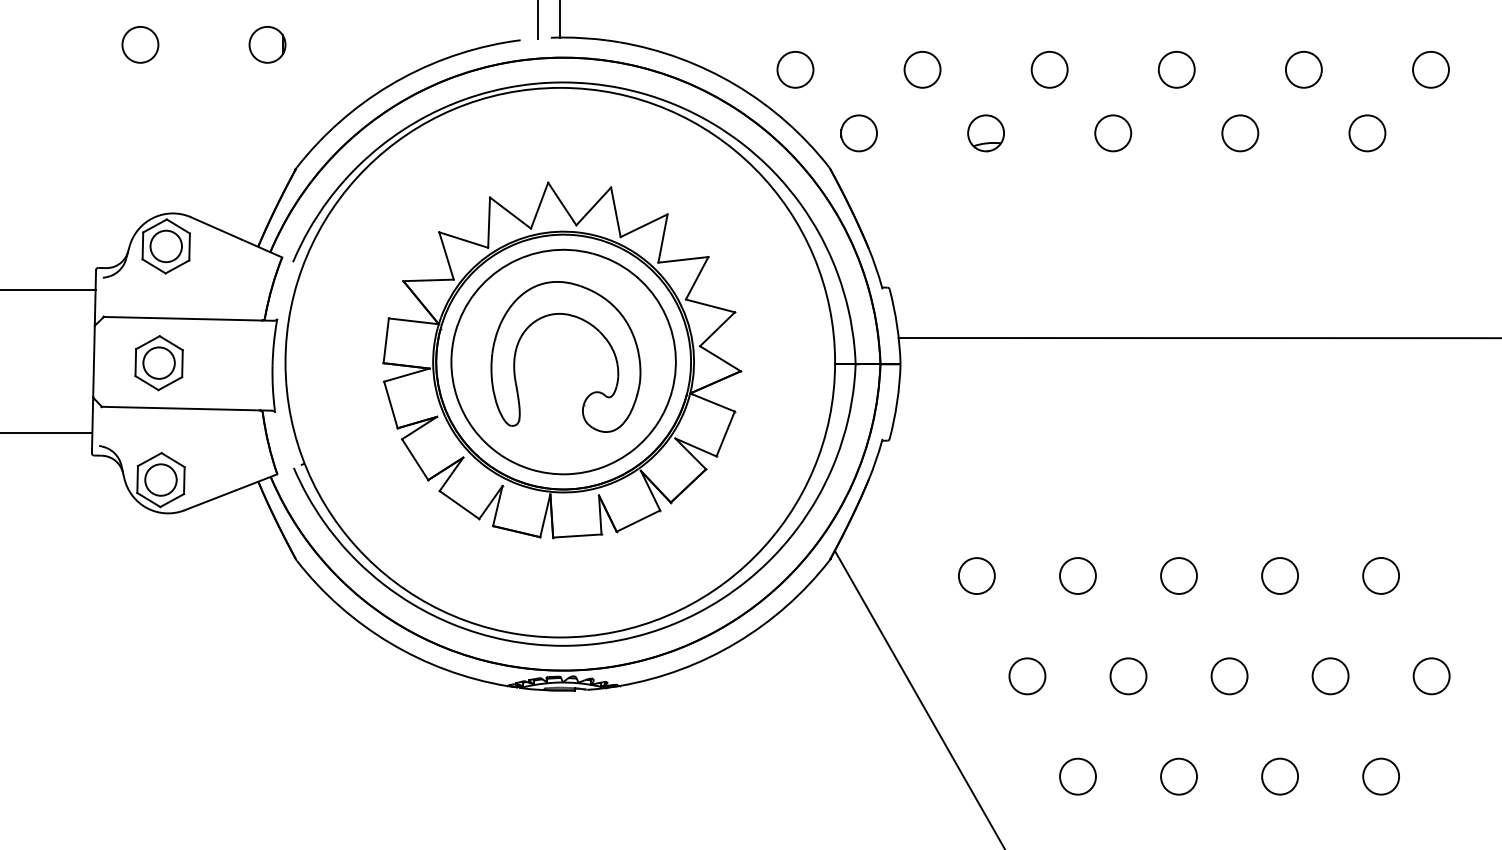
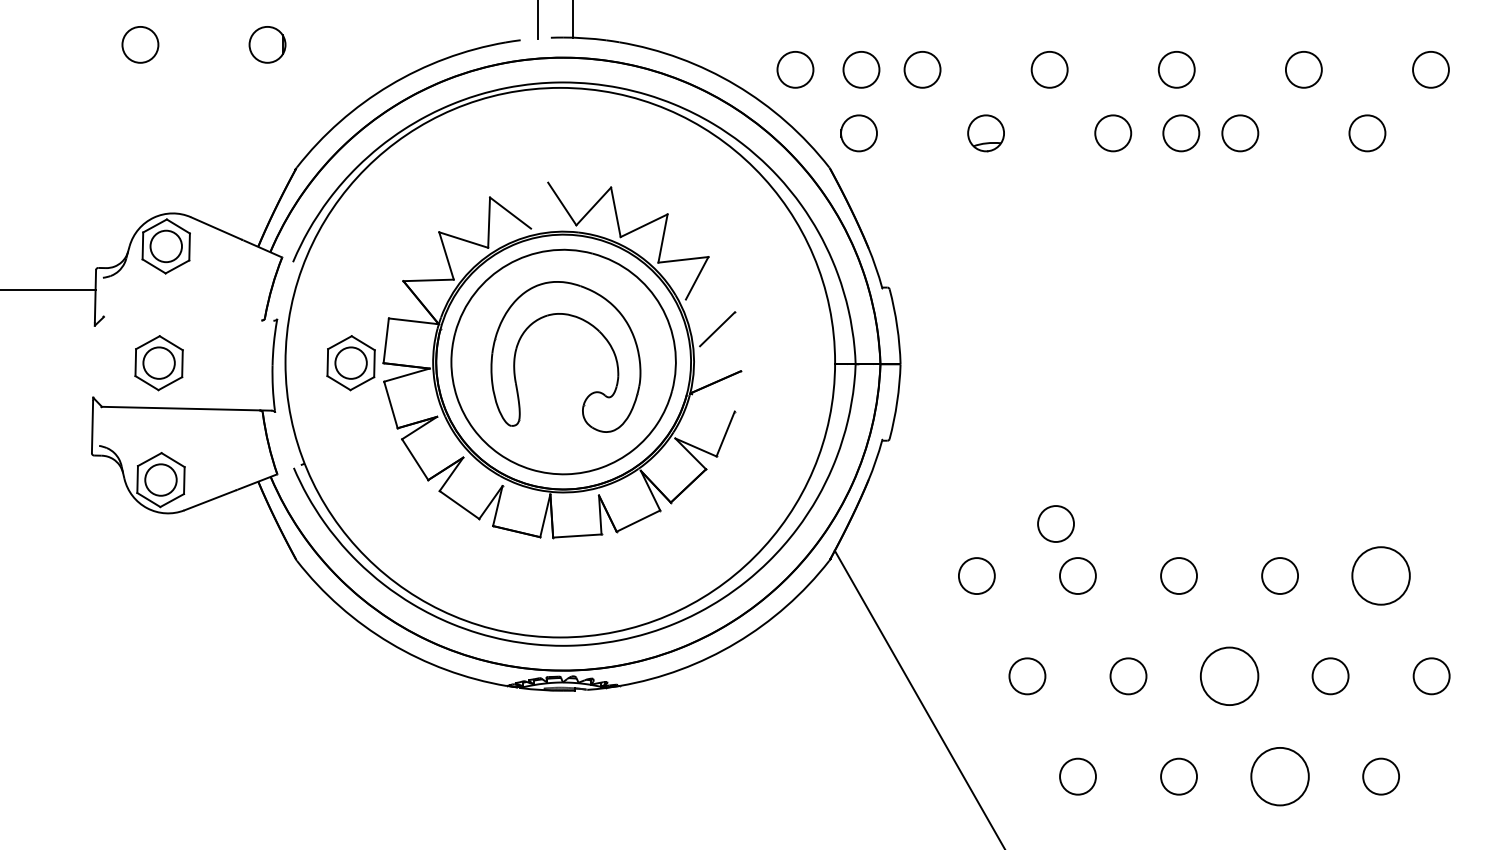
line position: (560, 19) -> (573, 19) (573, 19)
circle: none -> present (861, 69)
circle: none -> present (1181, 133)
line: present -> none (539, 205)
line: present -> none (709, 305)
line: present -> none (188, 318)
line: present -> none (1198, 338)
line: present -> none (720, 358)
line: present -> none (93, 361)
part: none -> present (350, 363)
line: present -> none (713, 402)
line: present -> none (47, 433)
circle: none -> present (1055, 523)
circle diameter: 36 px -> 58 px (1380, 575)
circle diameter: 36 px -> 58 px (1229, 676)
circle diameter: 36 px -> 58 px (1279, 776)
